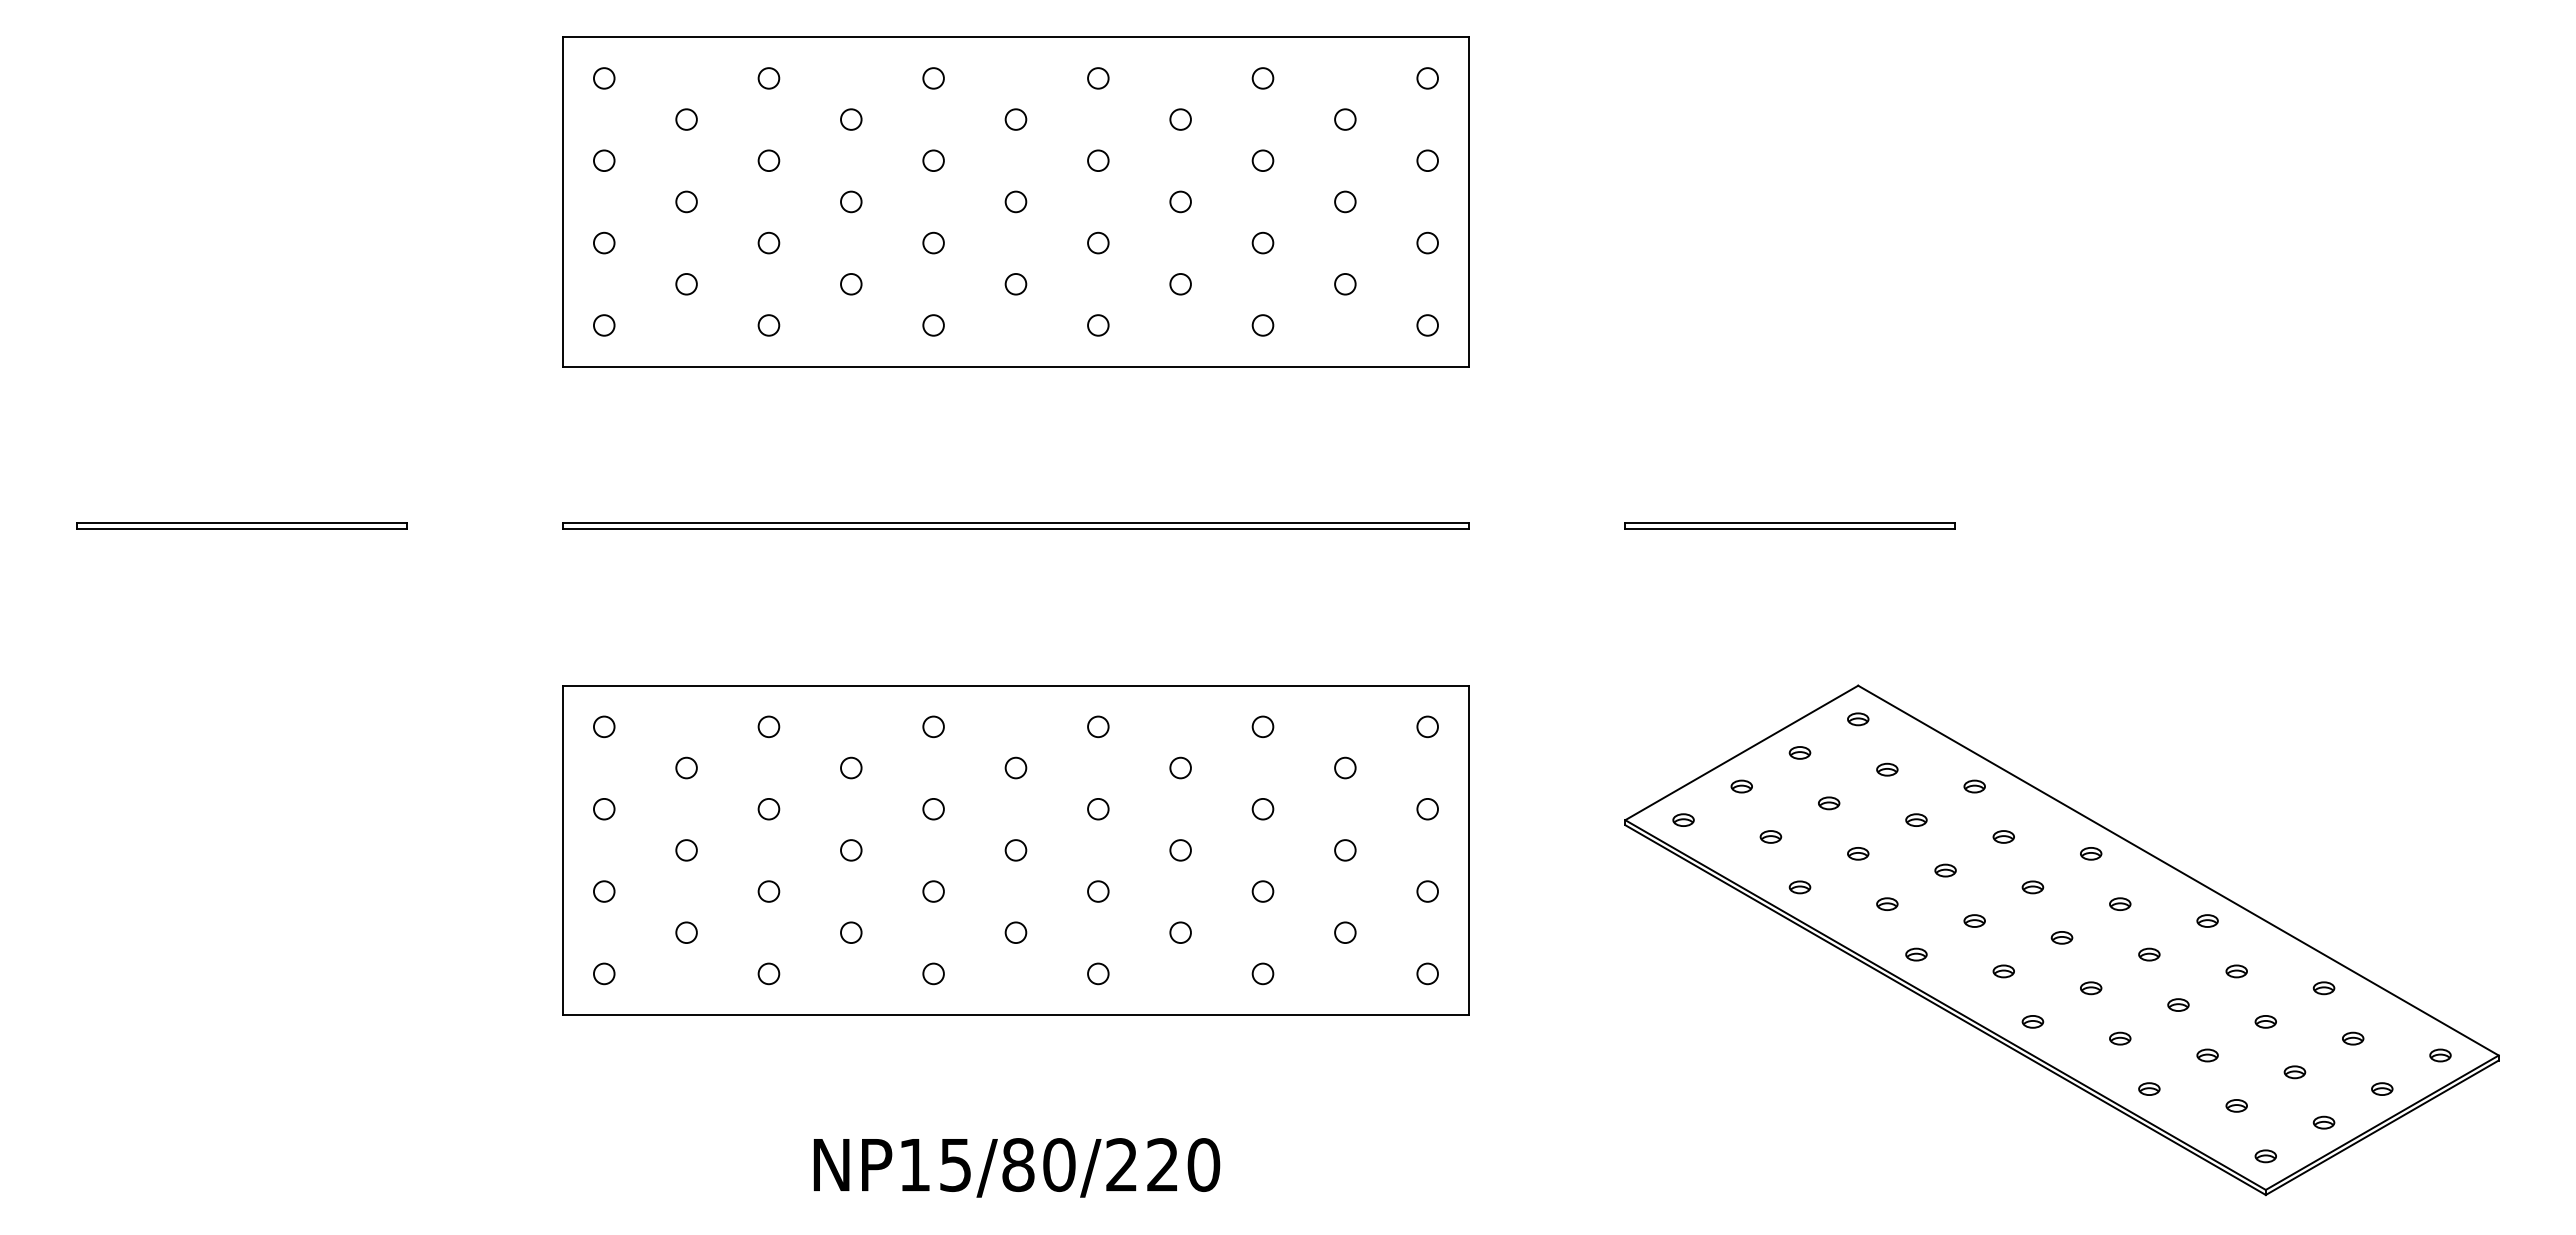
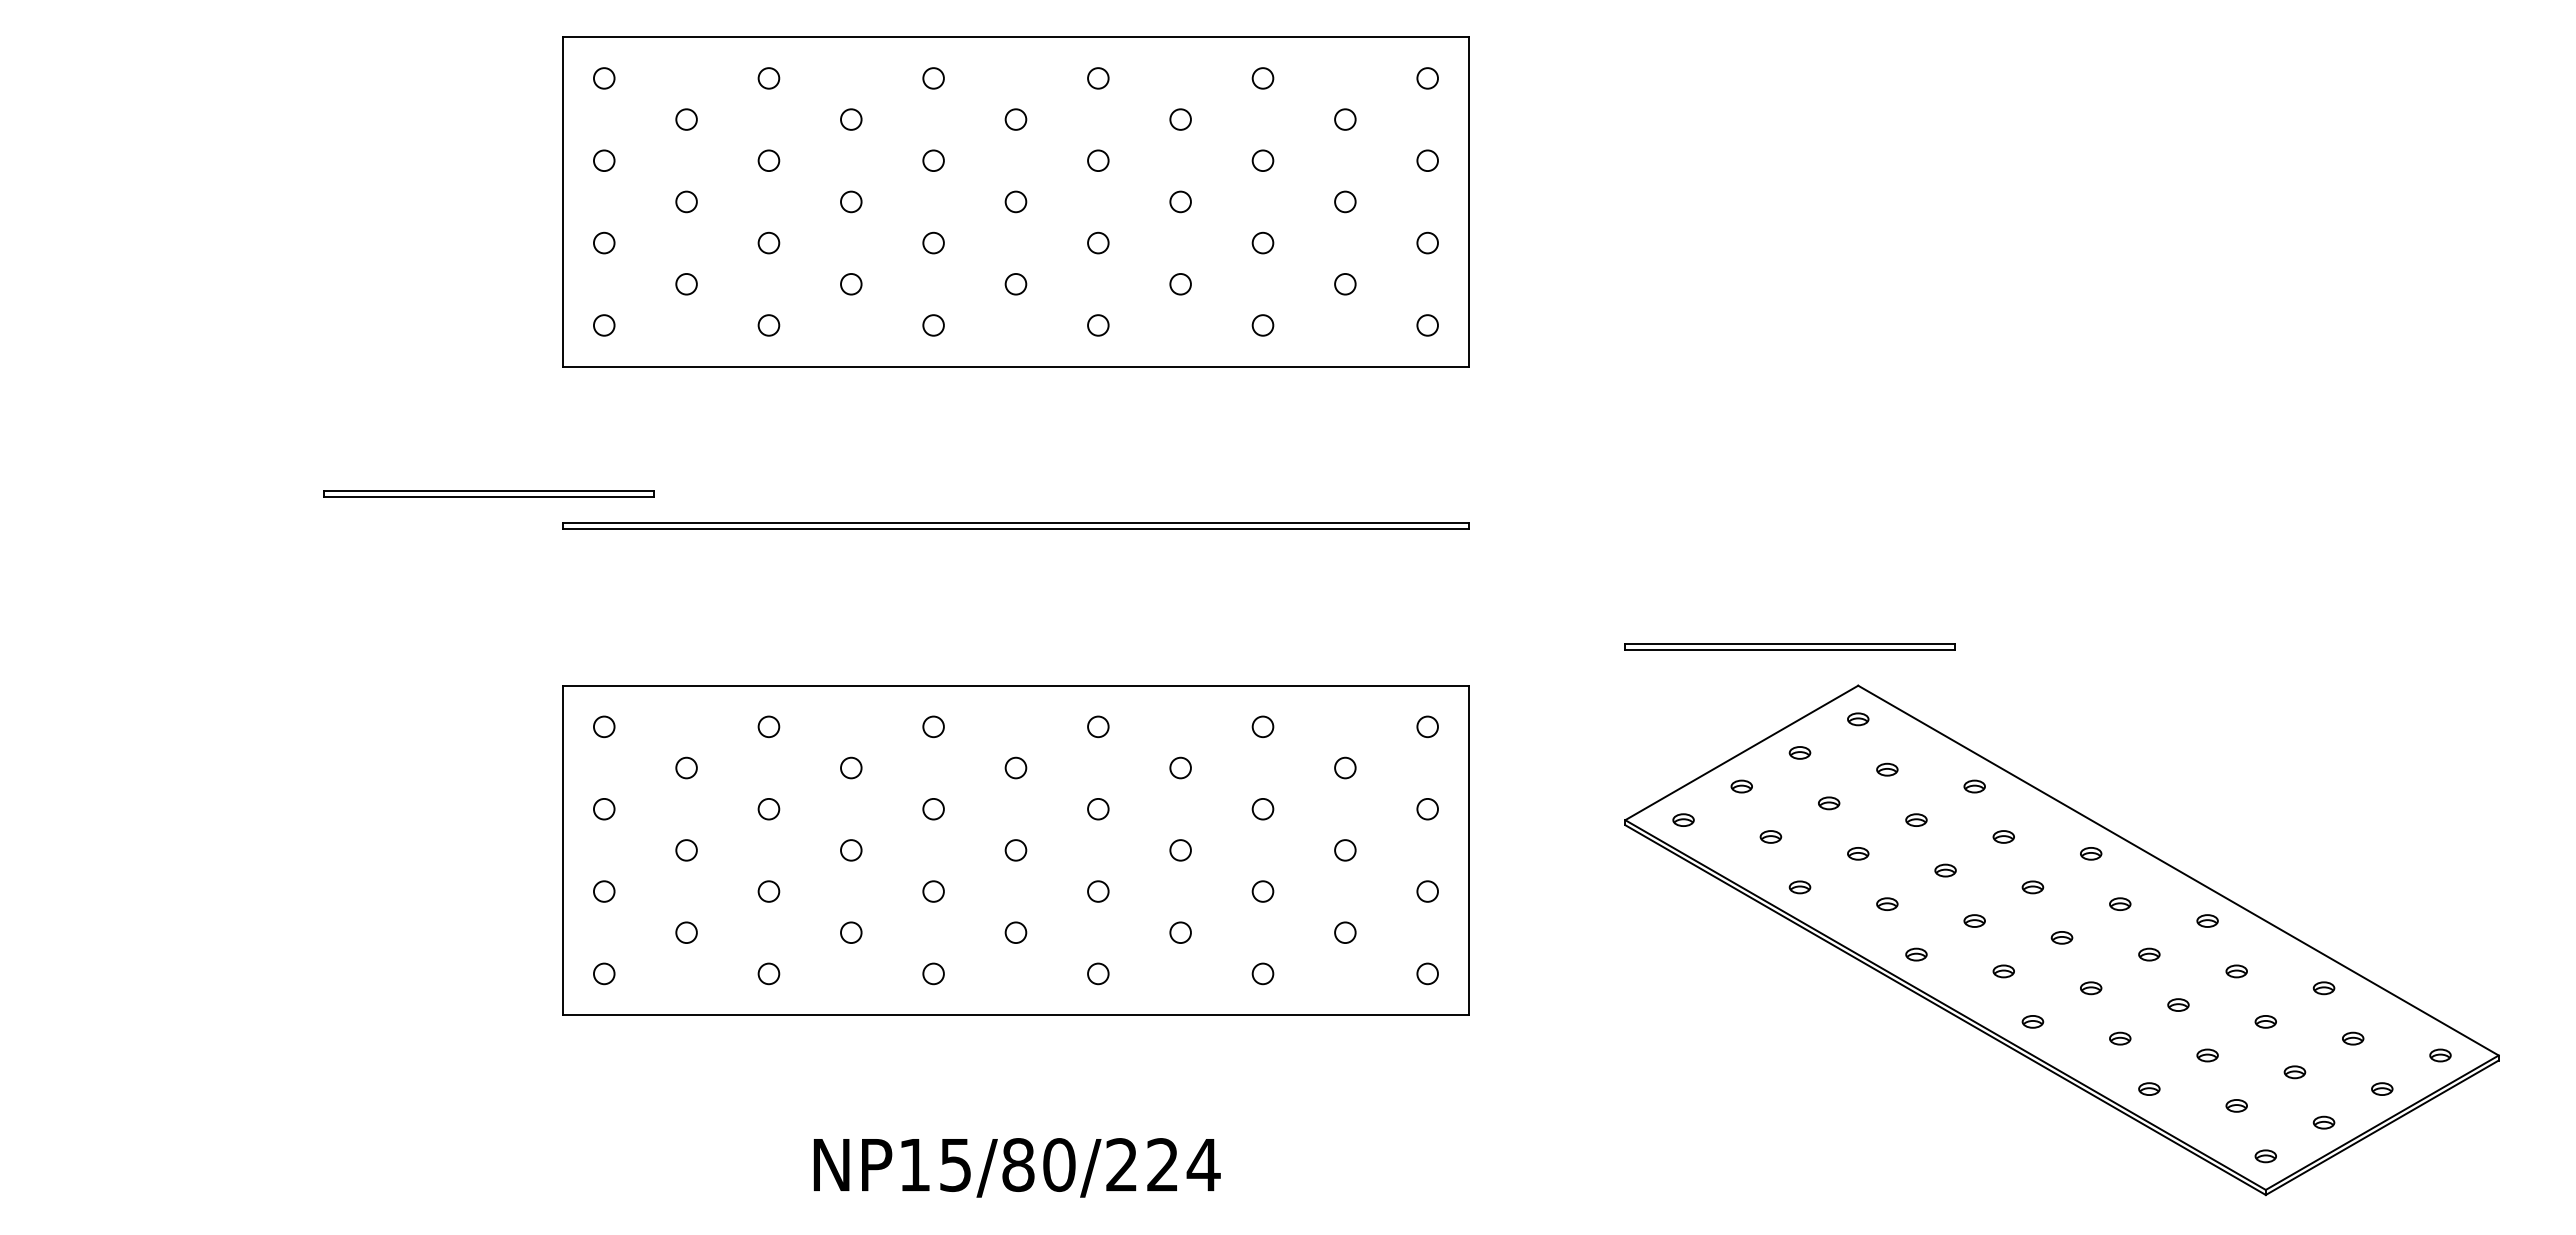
part position: (241, 525) -> (488, 493) (488, 493)
part position: (1789, 525) -> (1789, 646) (1789, 646)
text: NP15/80/220 -> NP15/80/224 (1203, 1164)
